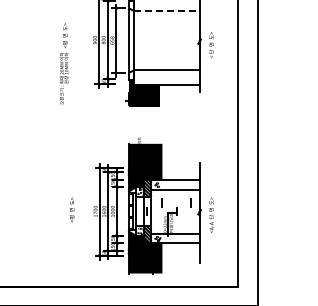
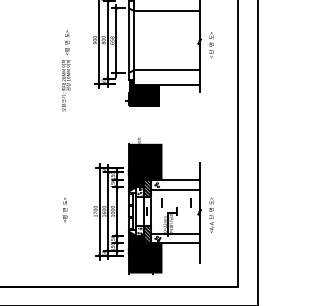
line: dashed -> solid (166, 10)
text position: (64, 63) -> (66, 70) (66, 70)
text position: (72, 209) -> (65, 209) (65, 209)
